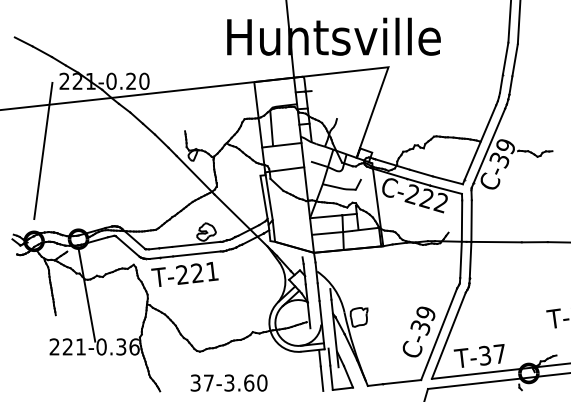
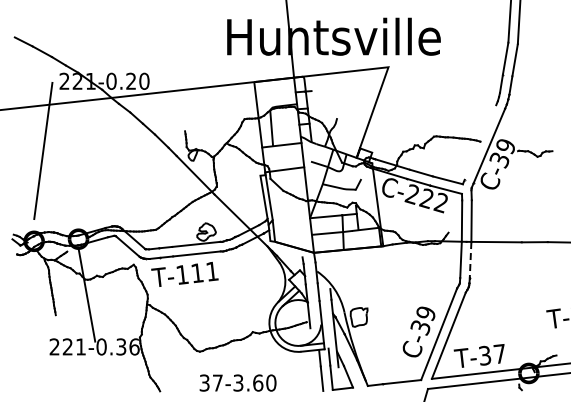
line: present -> none (480, 142)
line: solid -> dashed (470, 260)
text: T-221 -> T-111 (189, 273)
text position: (228, 382) -> (237, 382) (237, 382)
